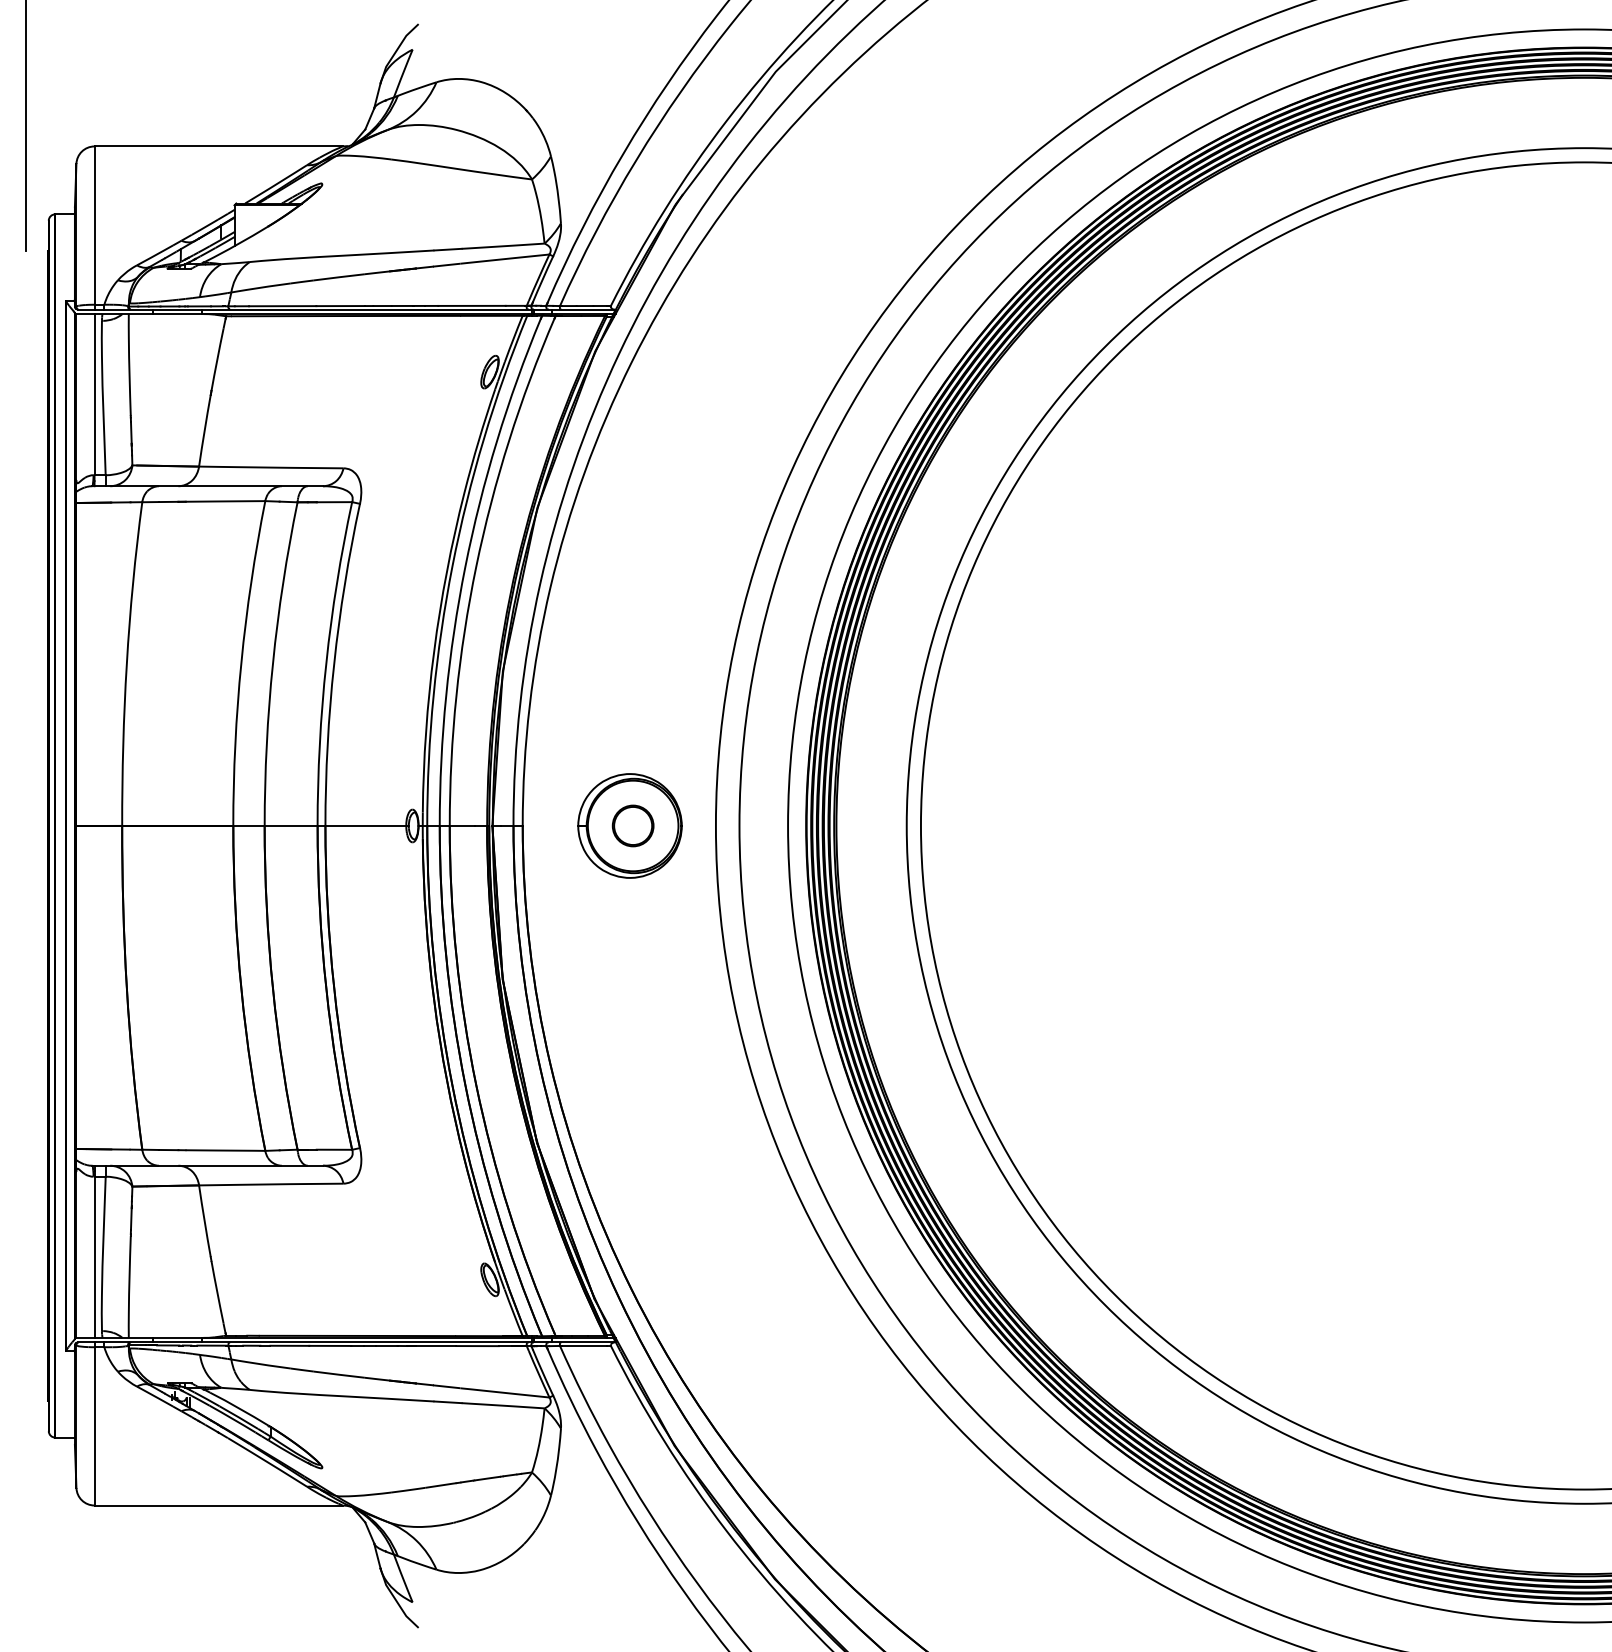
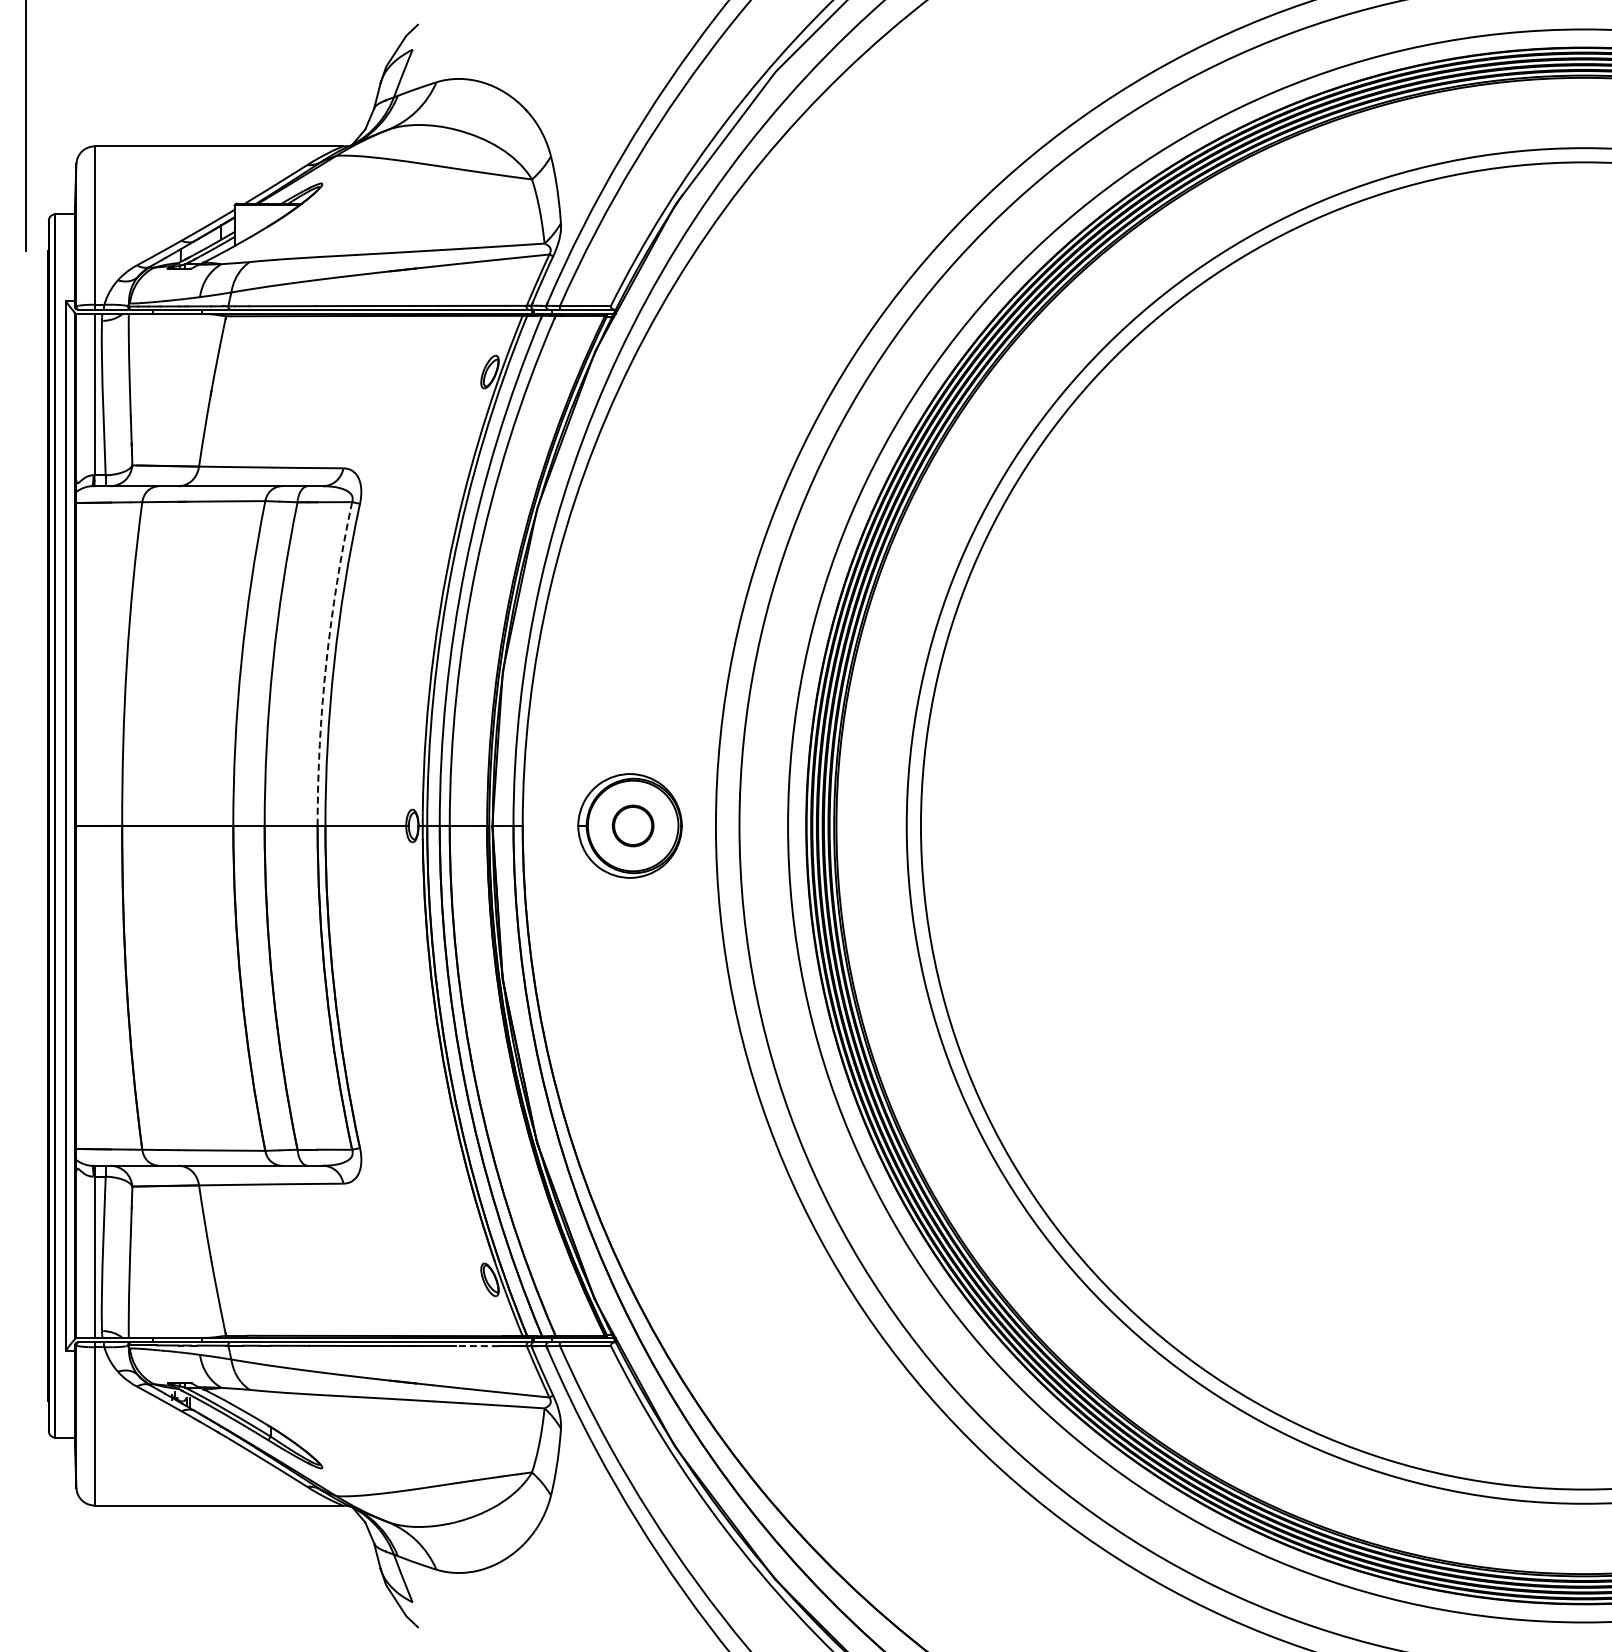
arc: solid -> dashed (326, 663)
line: solid -> dashed (477, 1346)
